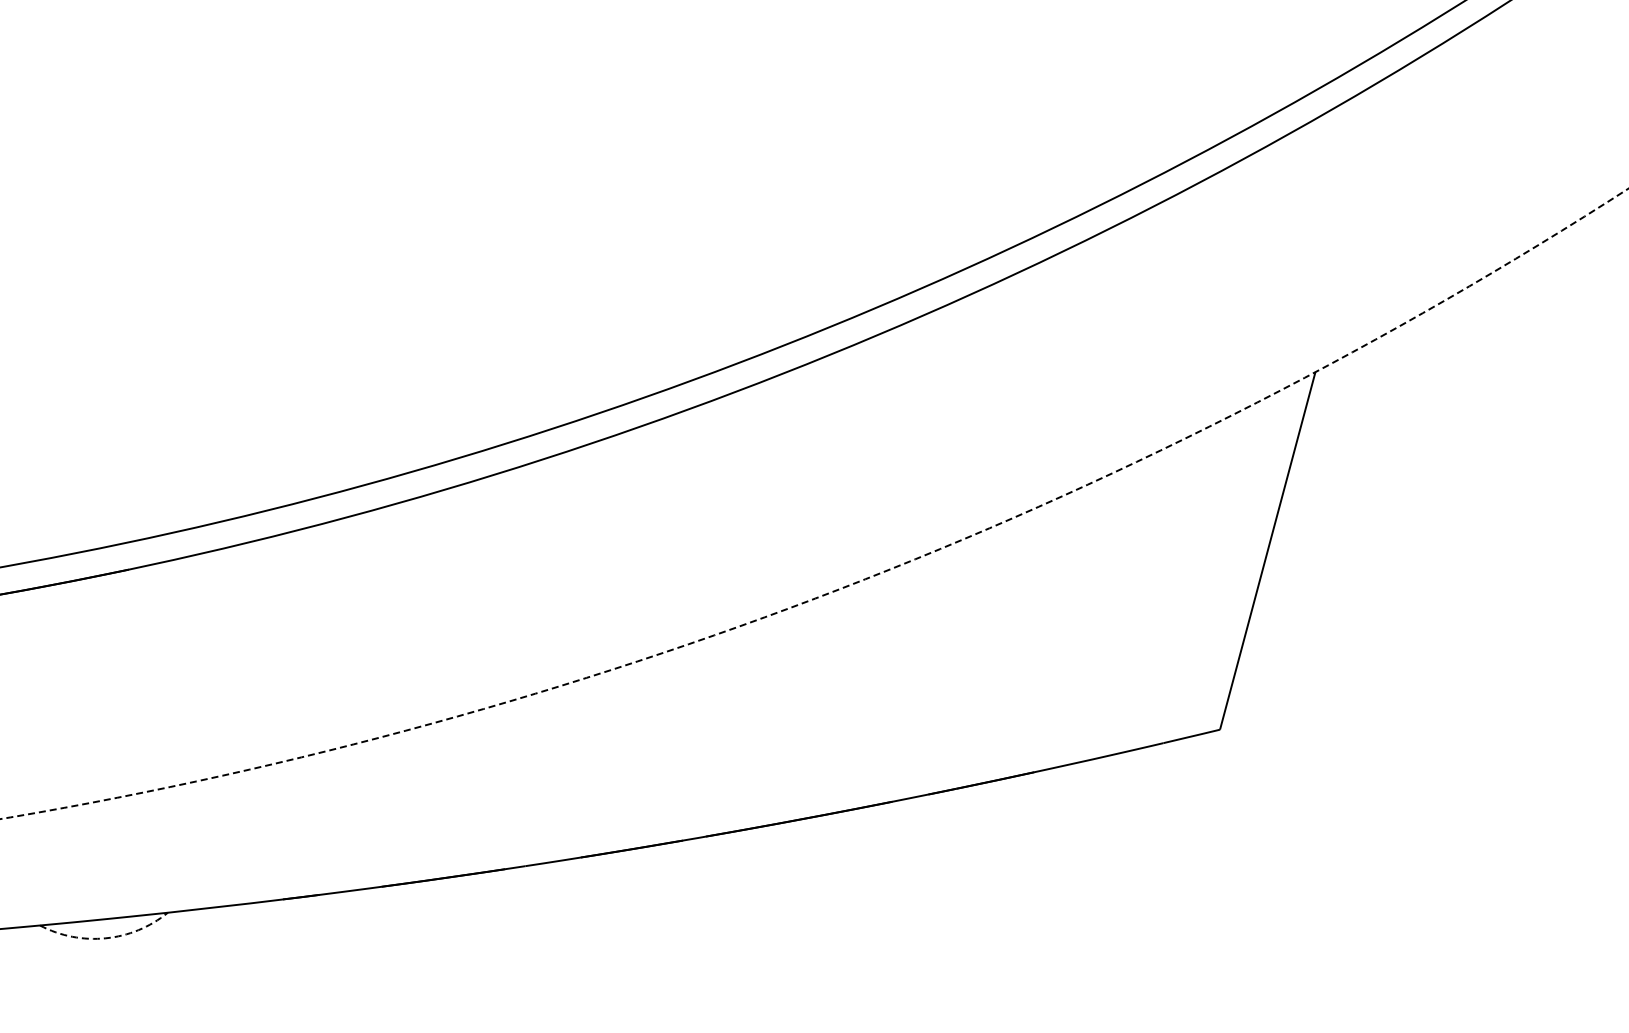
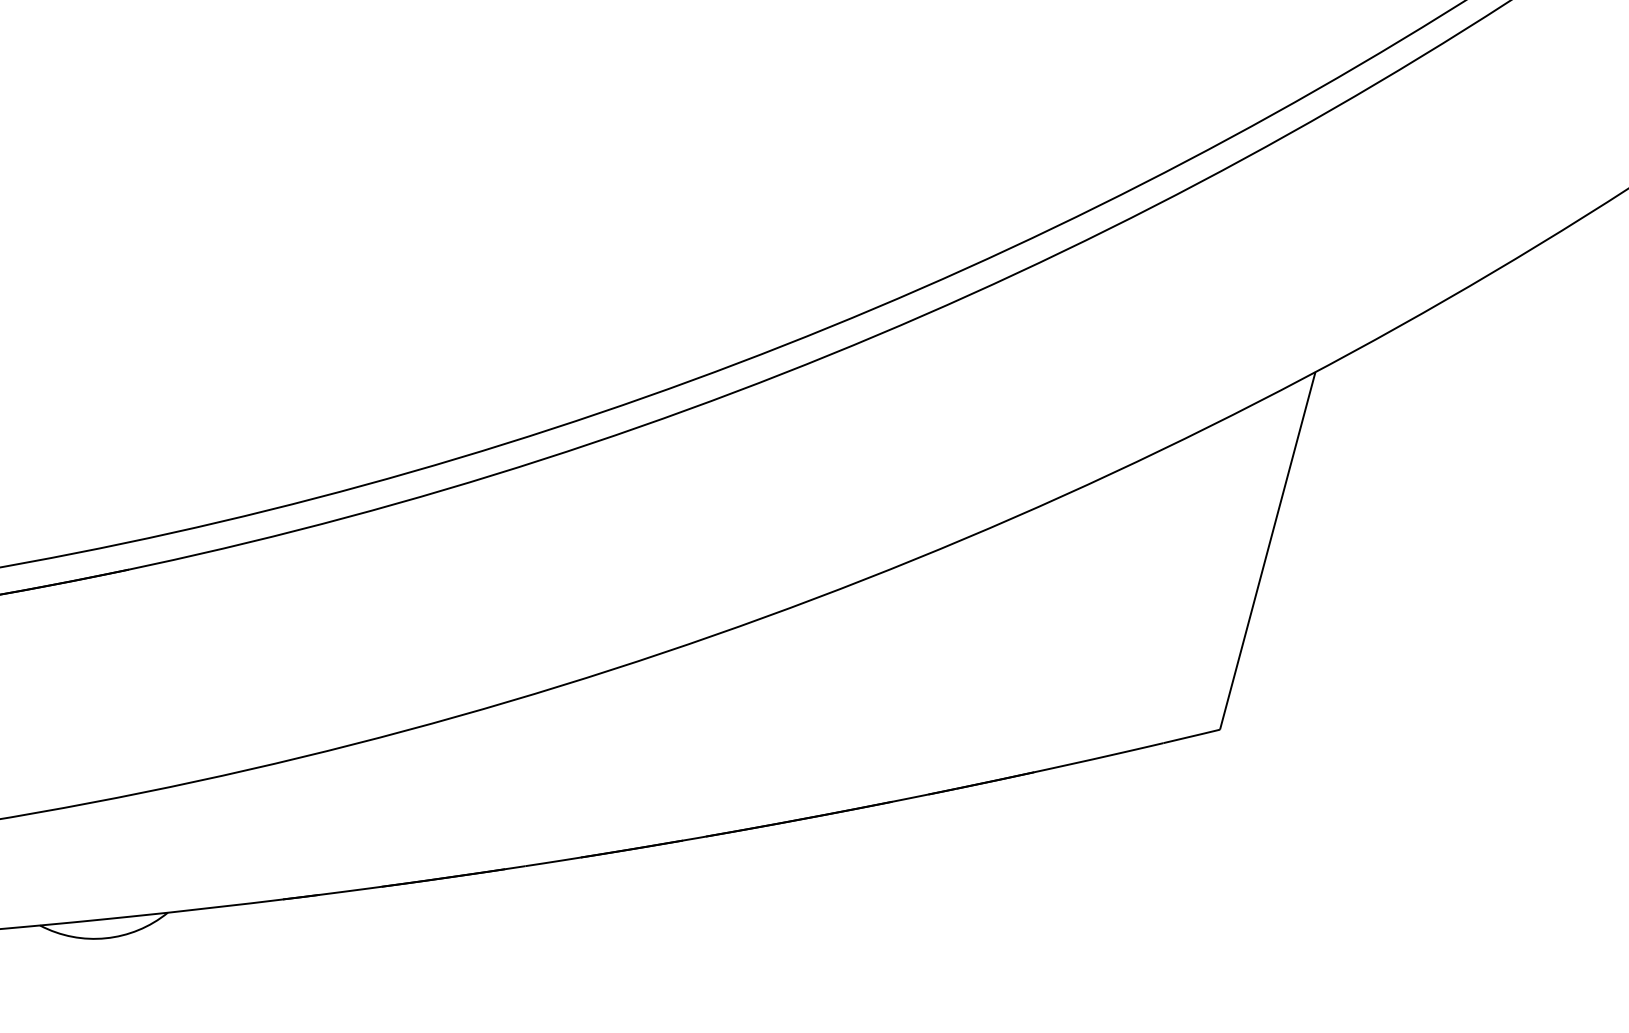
arc: dashed -> solid (845, 586)
arc: dashed -> solid (105, 938)
